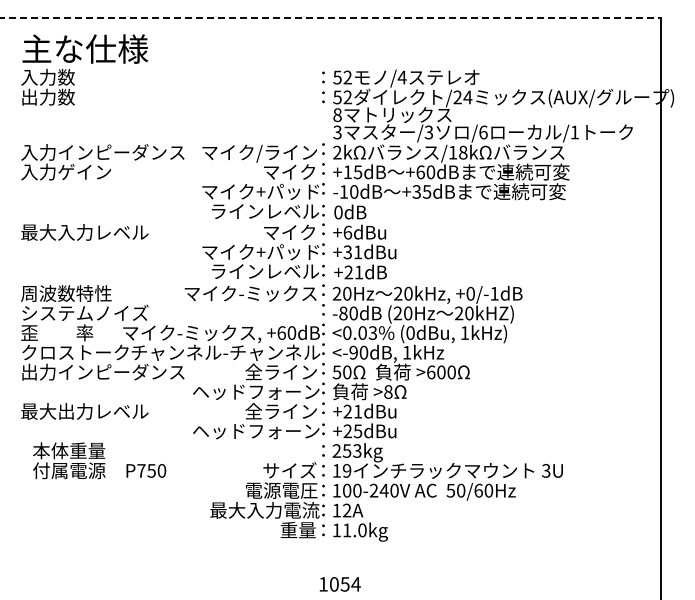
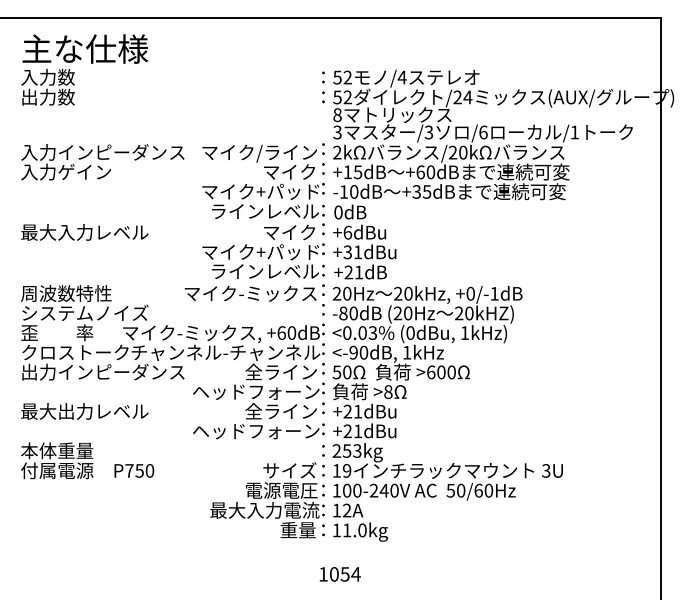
line: dashed -> solid (331, 17)
text: /18k -> /20k (457, 152)
text: +25dBu -> +21dBu (357, 431)
text position: (99, 460) -> (87, 460) (87, 460)
text position: (339, 584) -> (339, 574) (339, 574)
